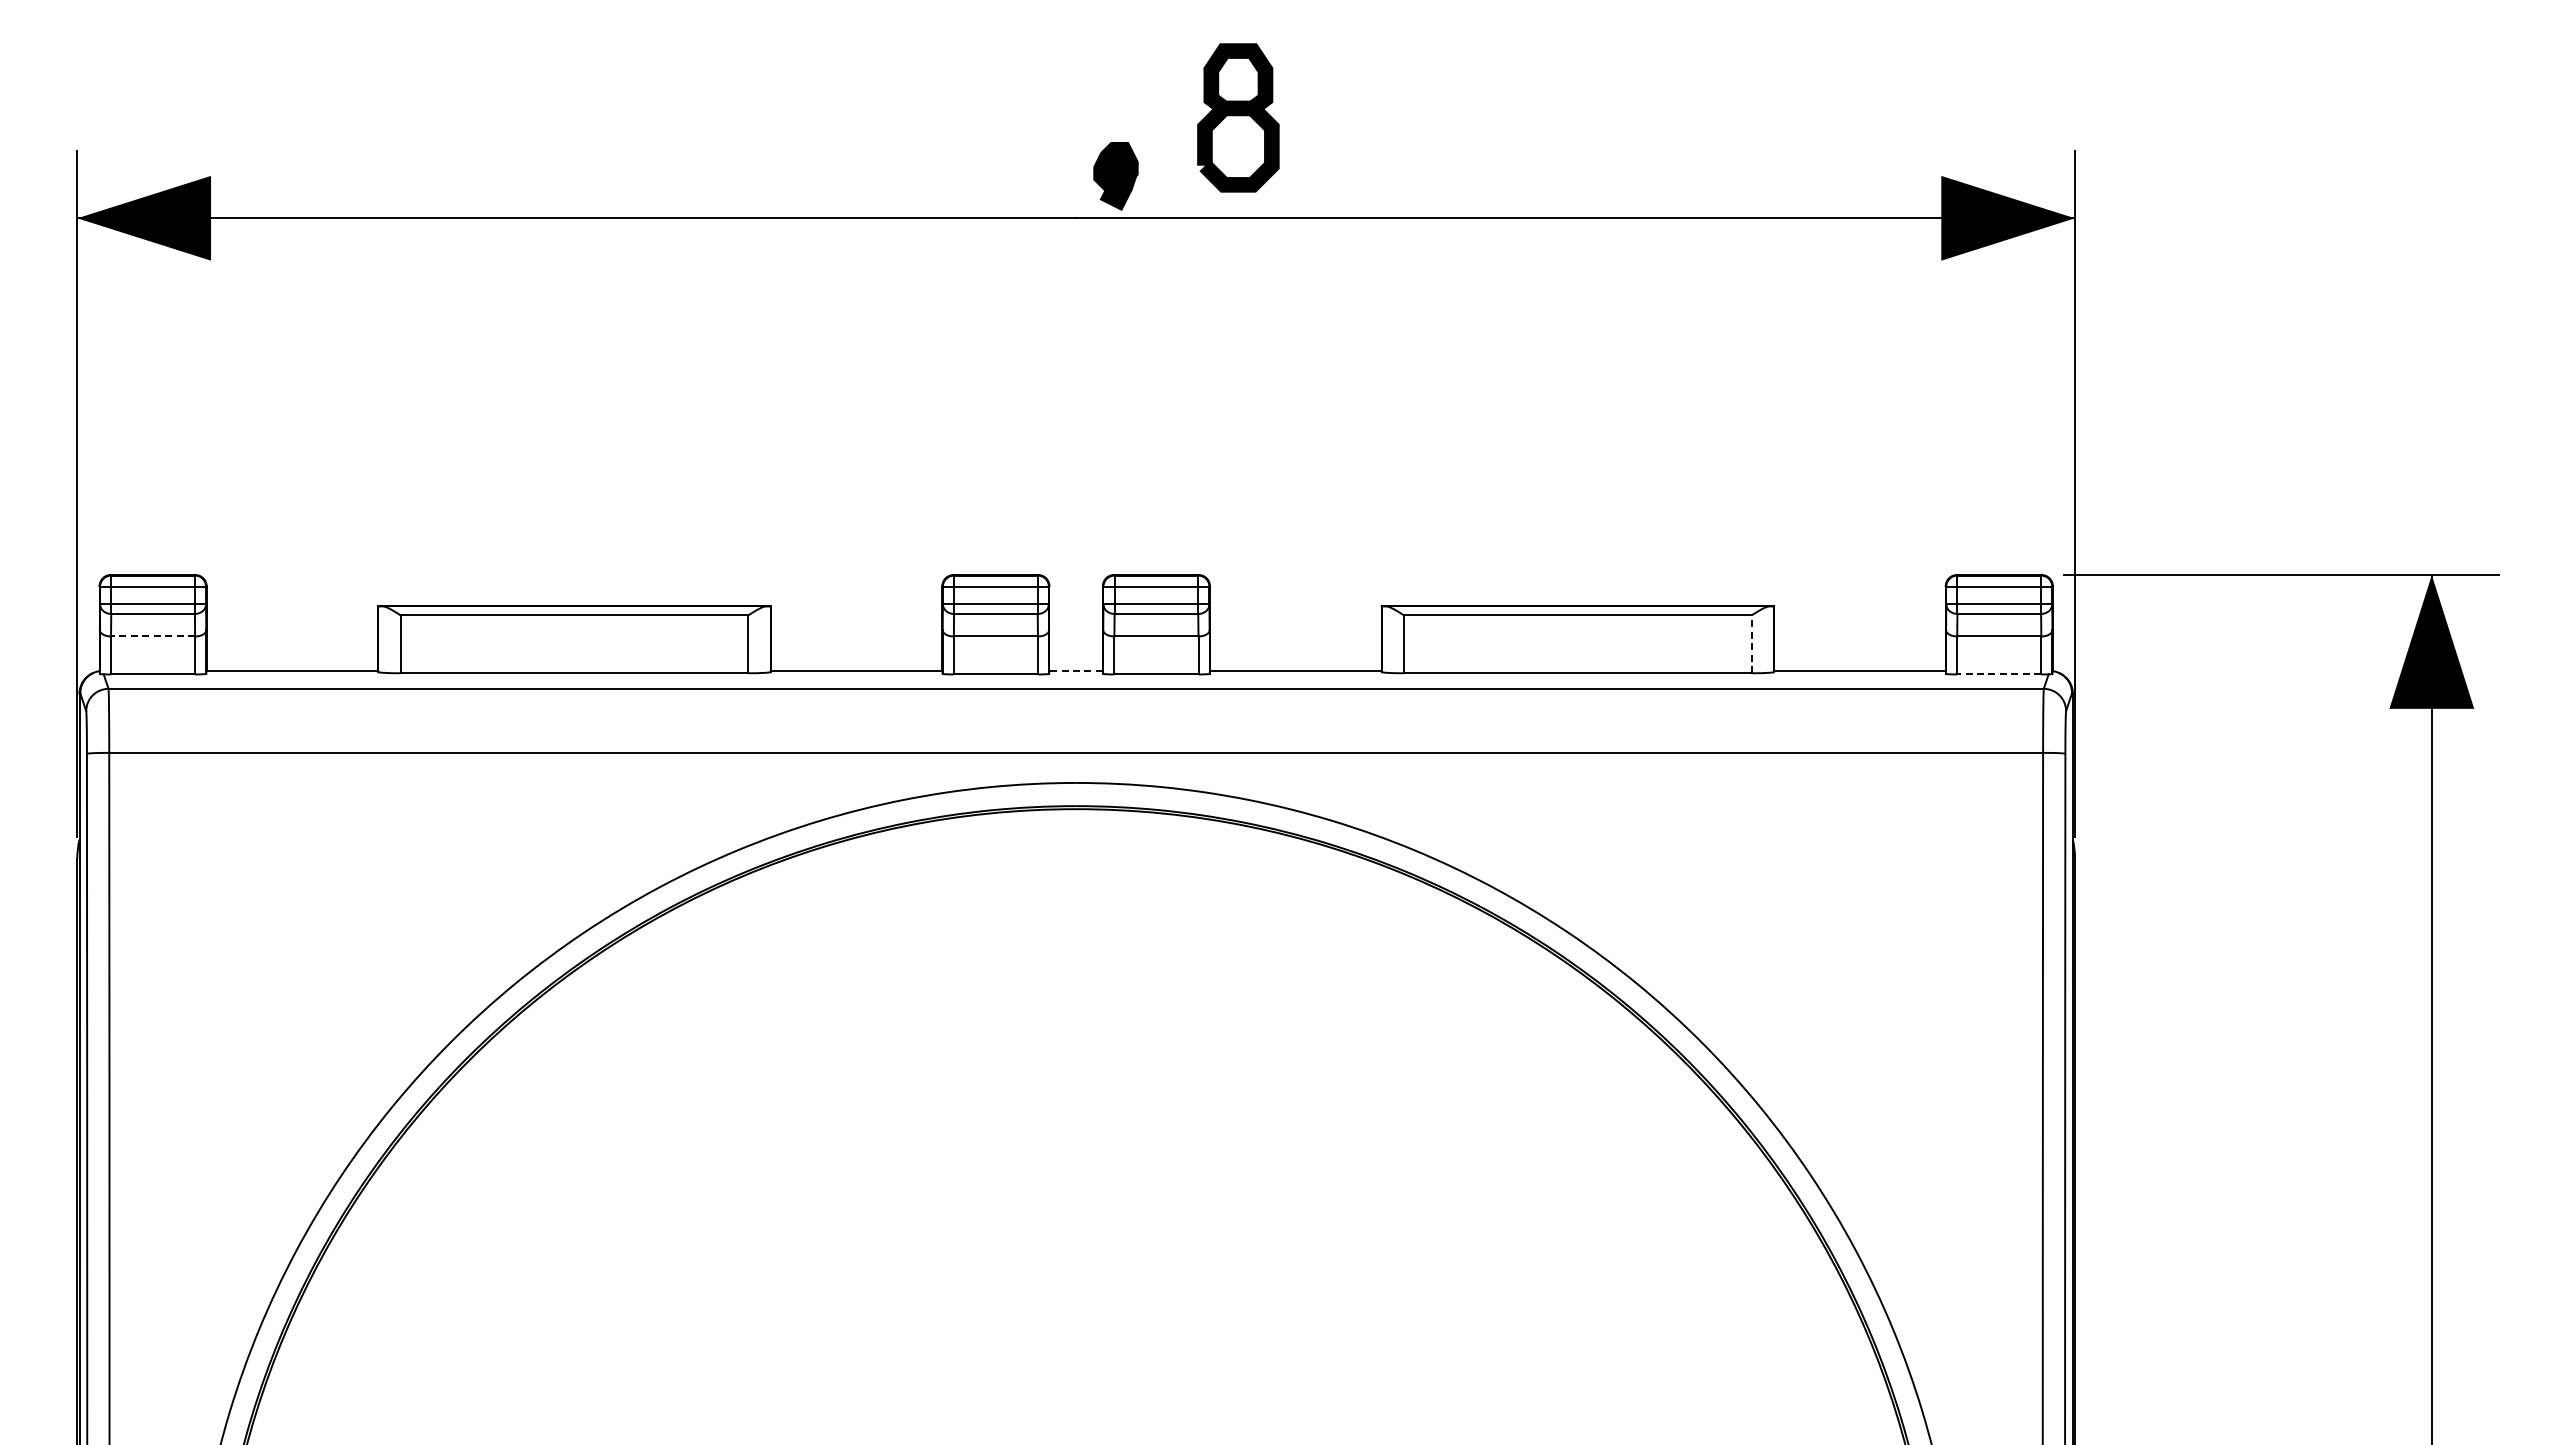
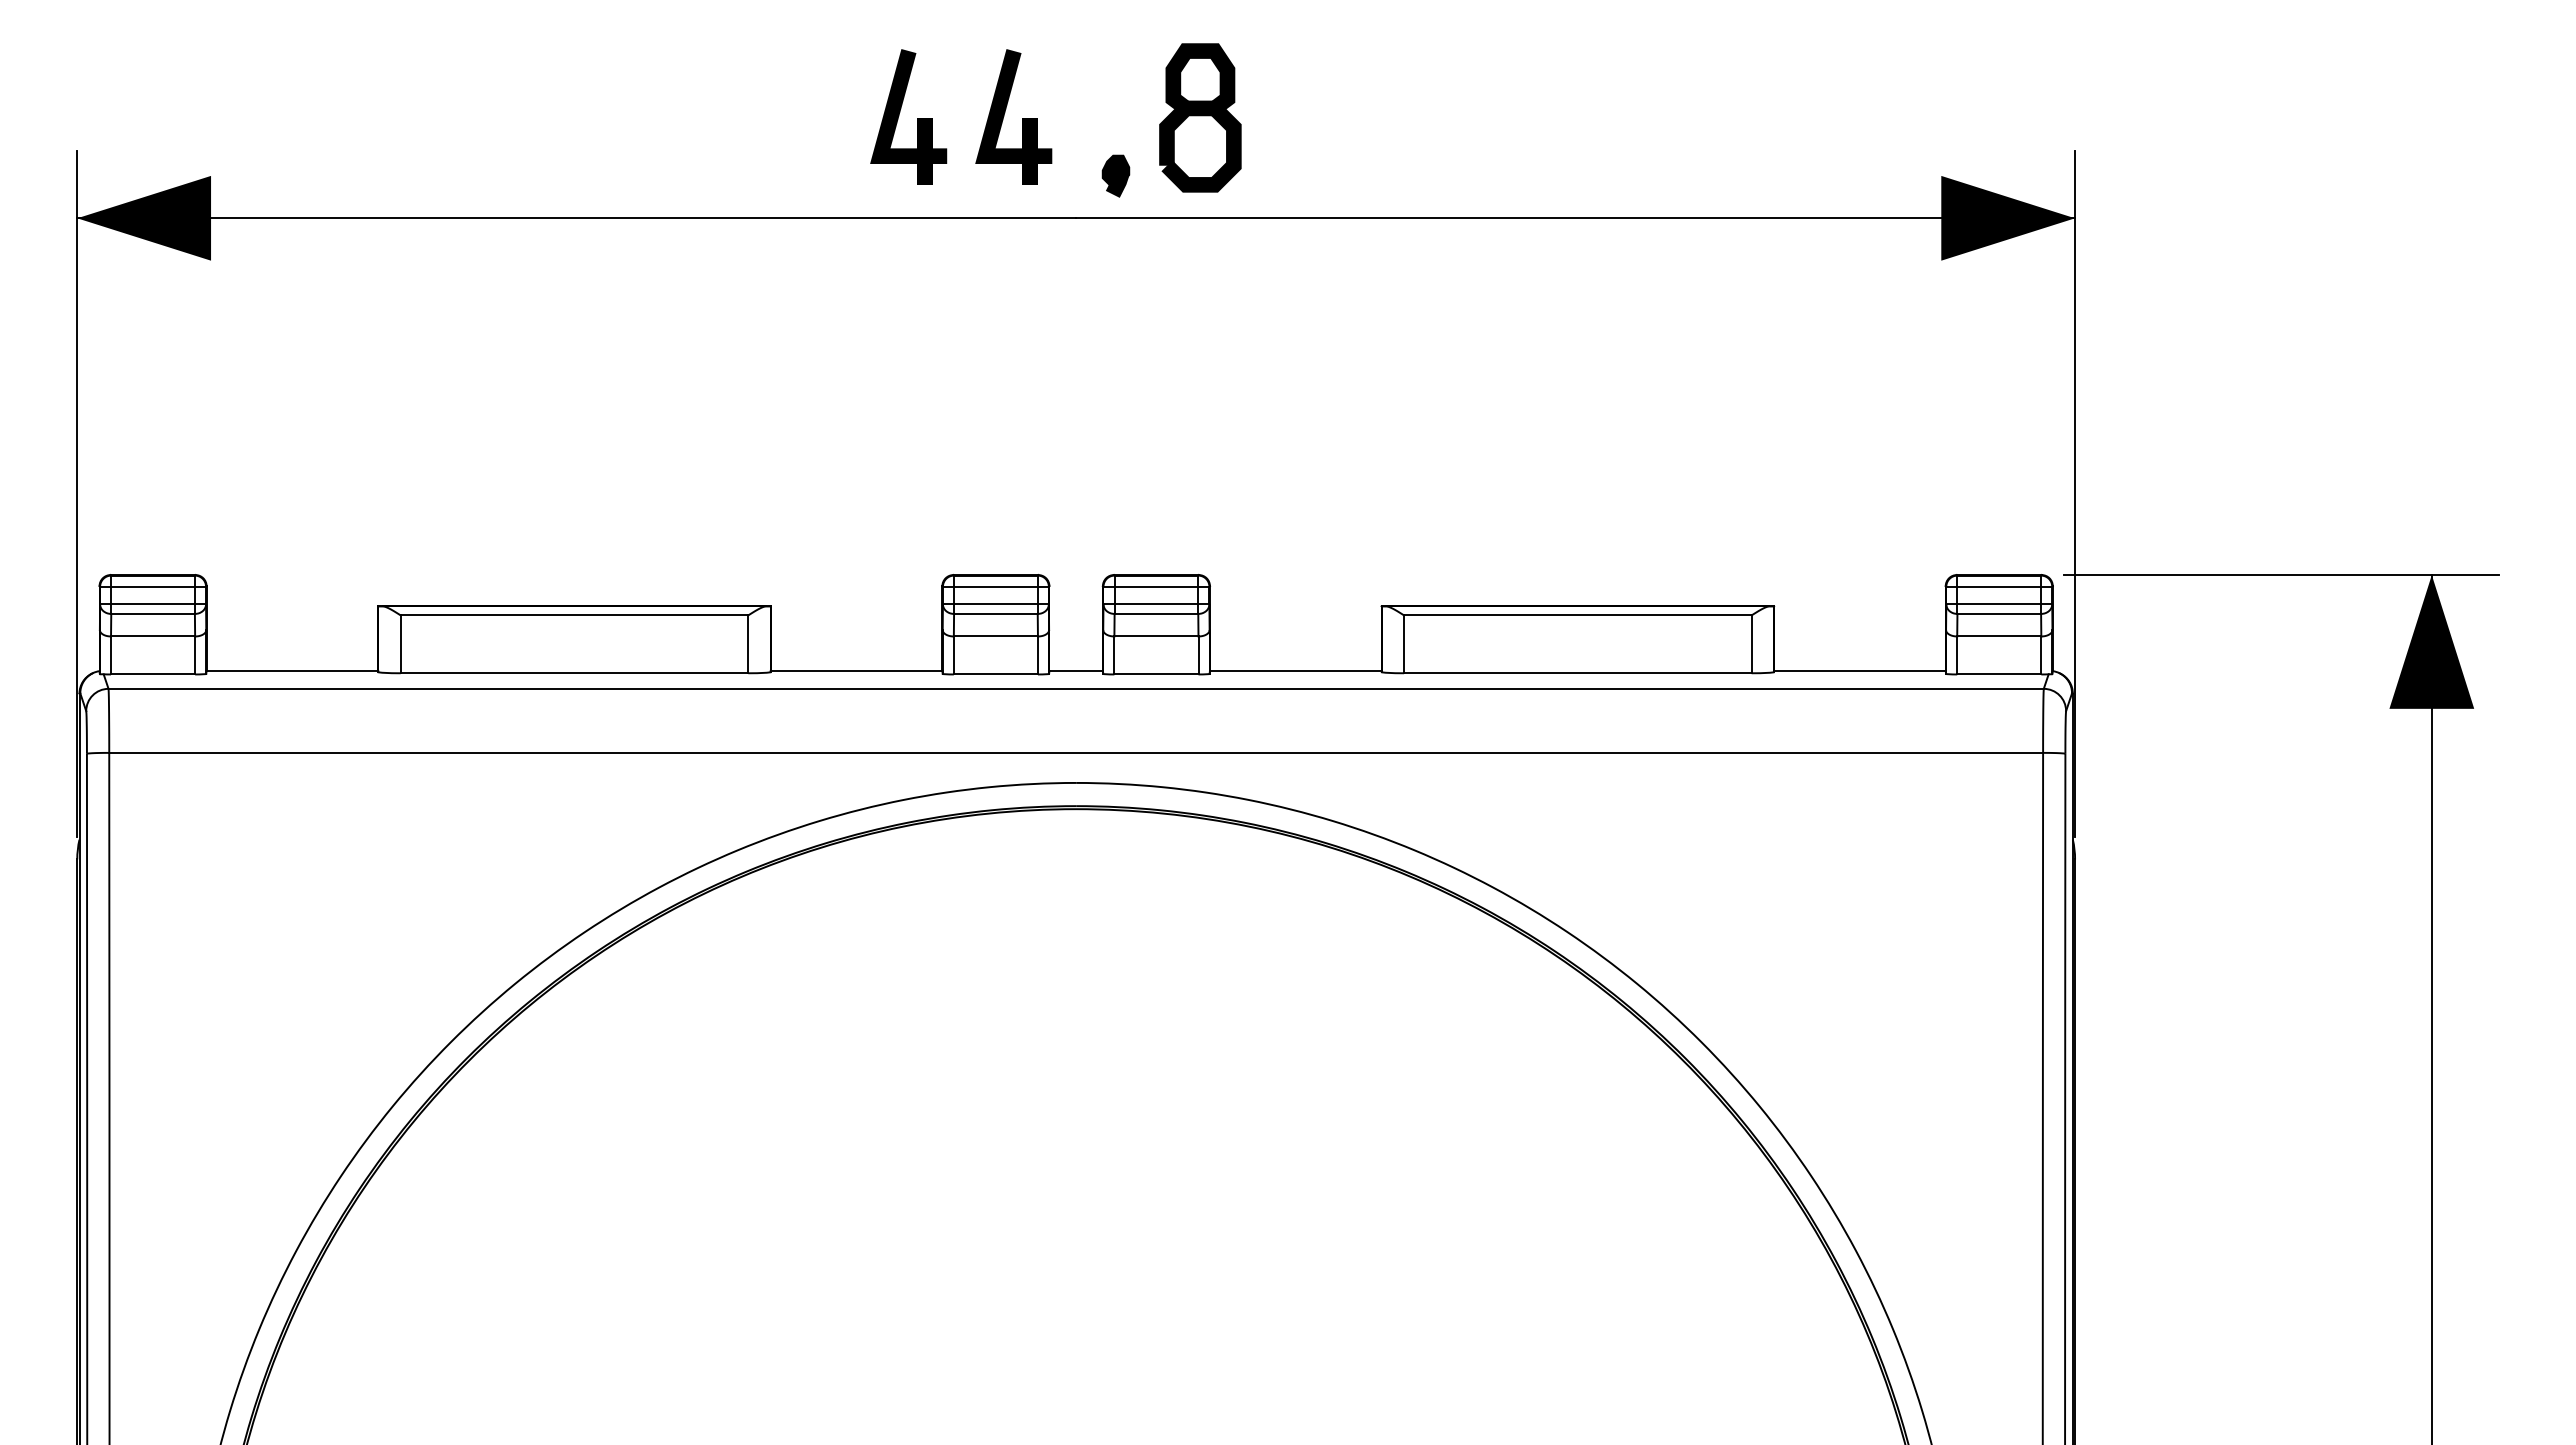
part: none -> present (900, 112)
part: none -> present (1005, 113)
part position: (1238, 117) -> (1200, 117) (1200, 117)
part size: 46x69 px -> 30x44 px (1115, 175)
line: dashed -> solid (152, 636)
line: dashed -> solid (1751, 644)
line: dashed -> solid (1076, 670)
line: dashed -> solid (1998, 674)
